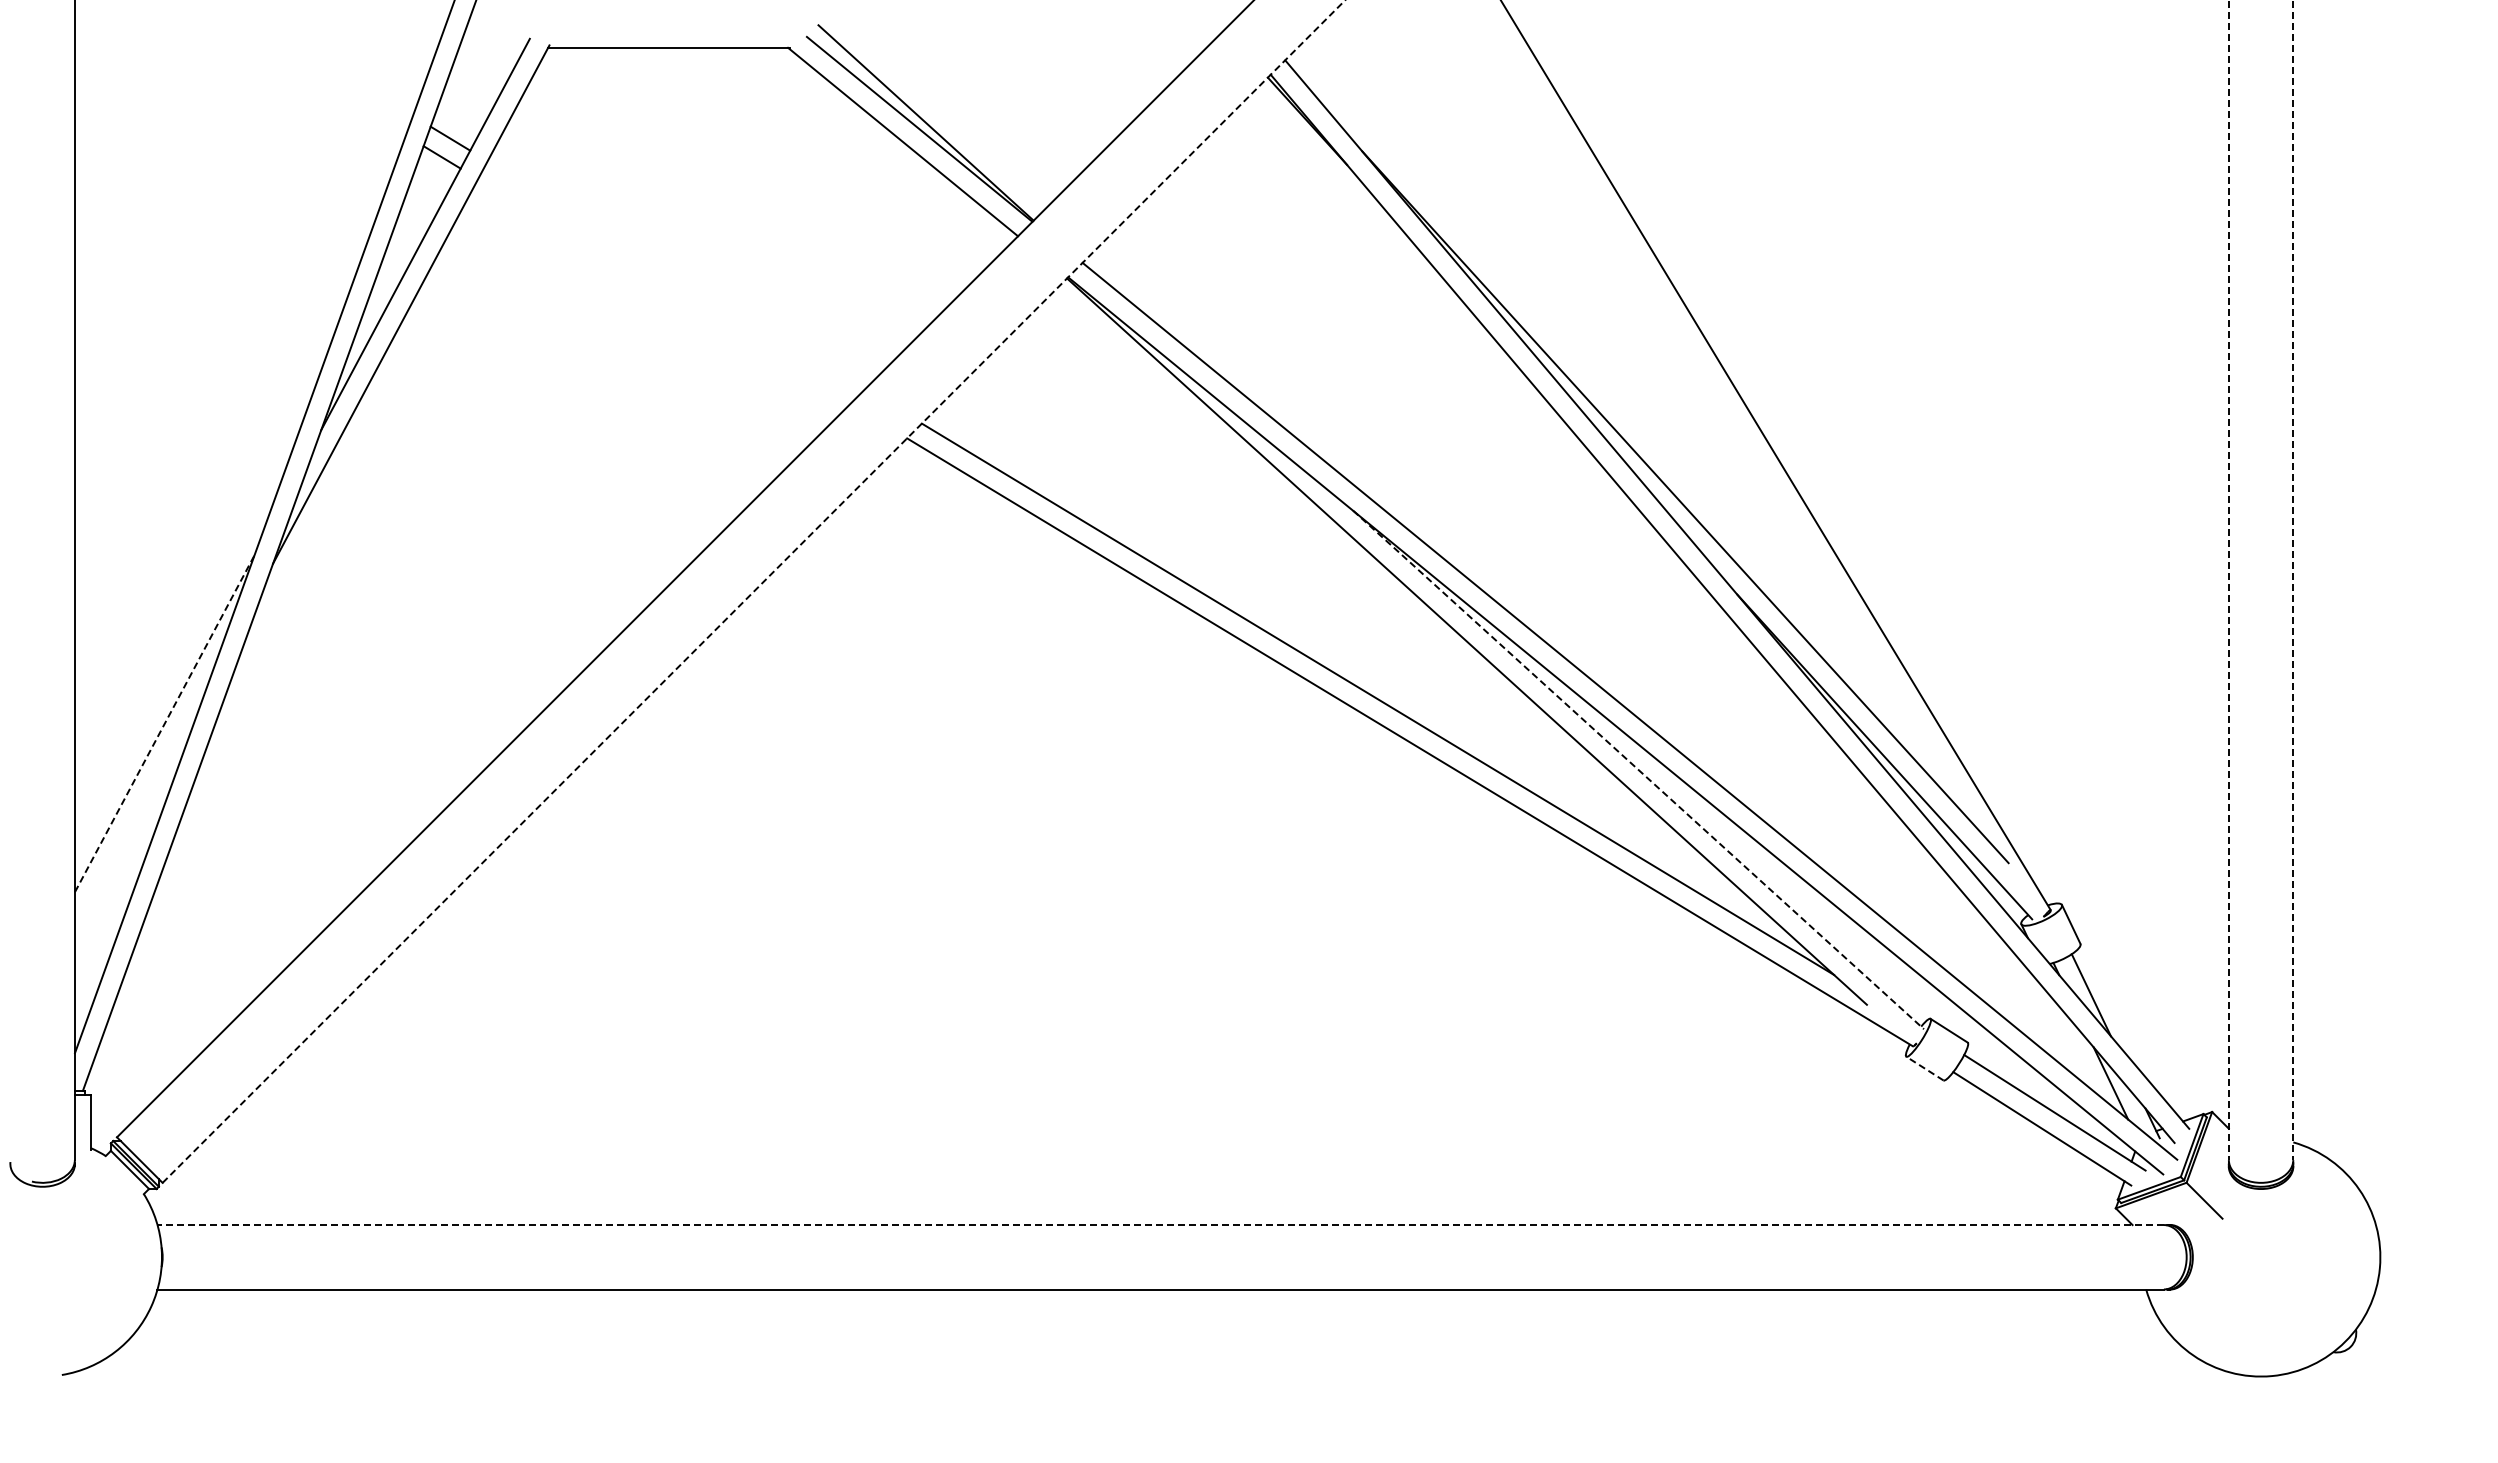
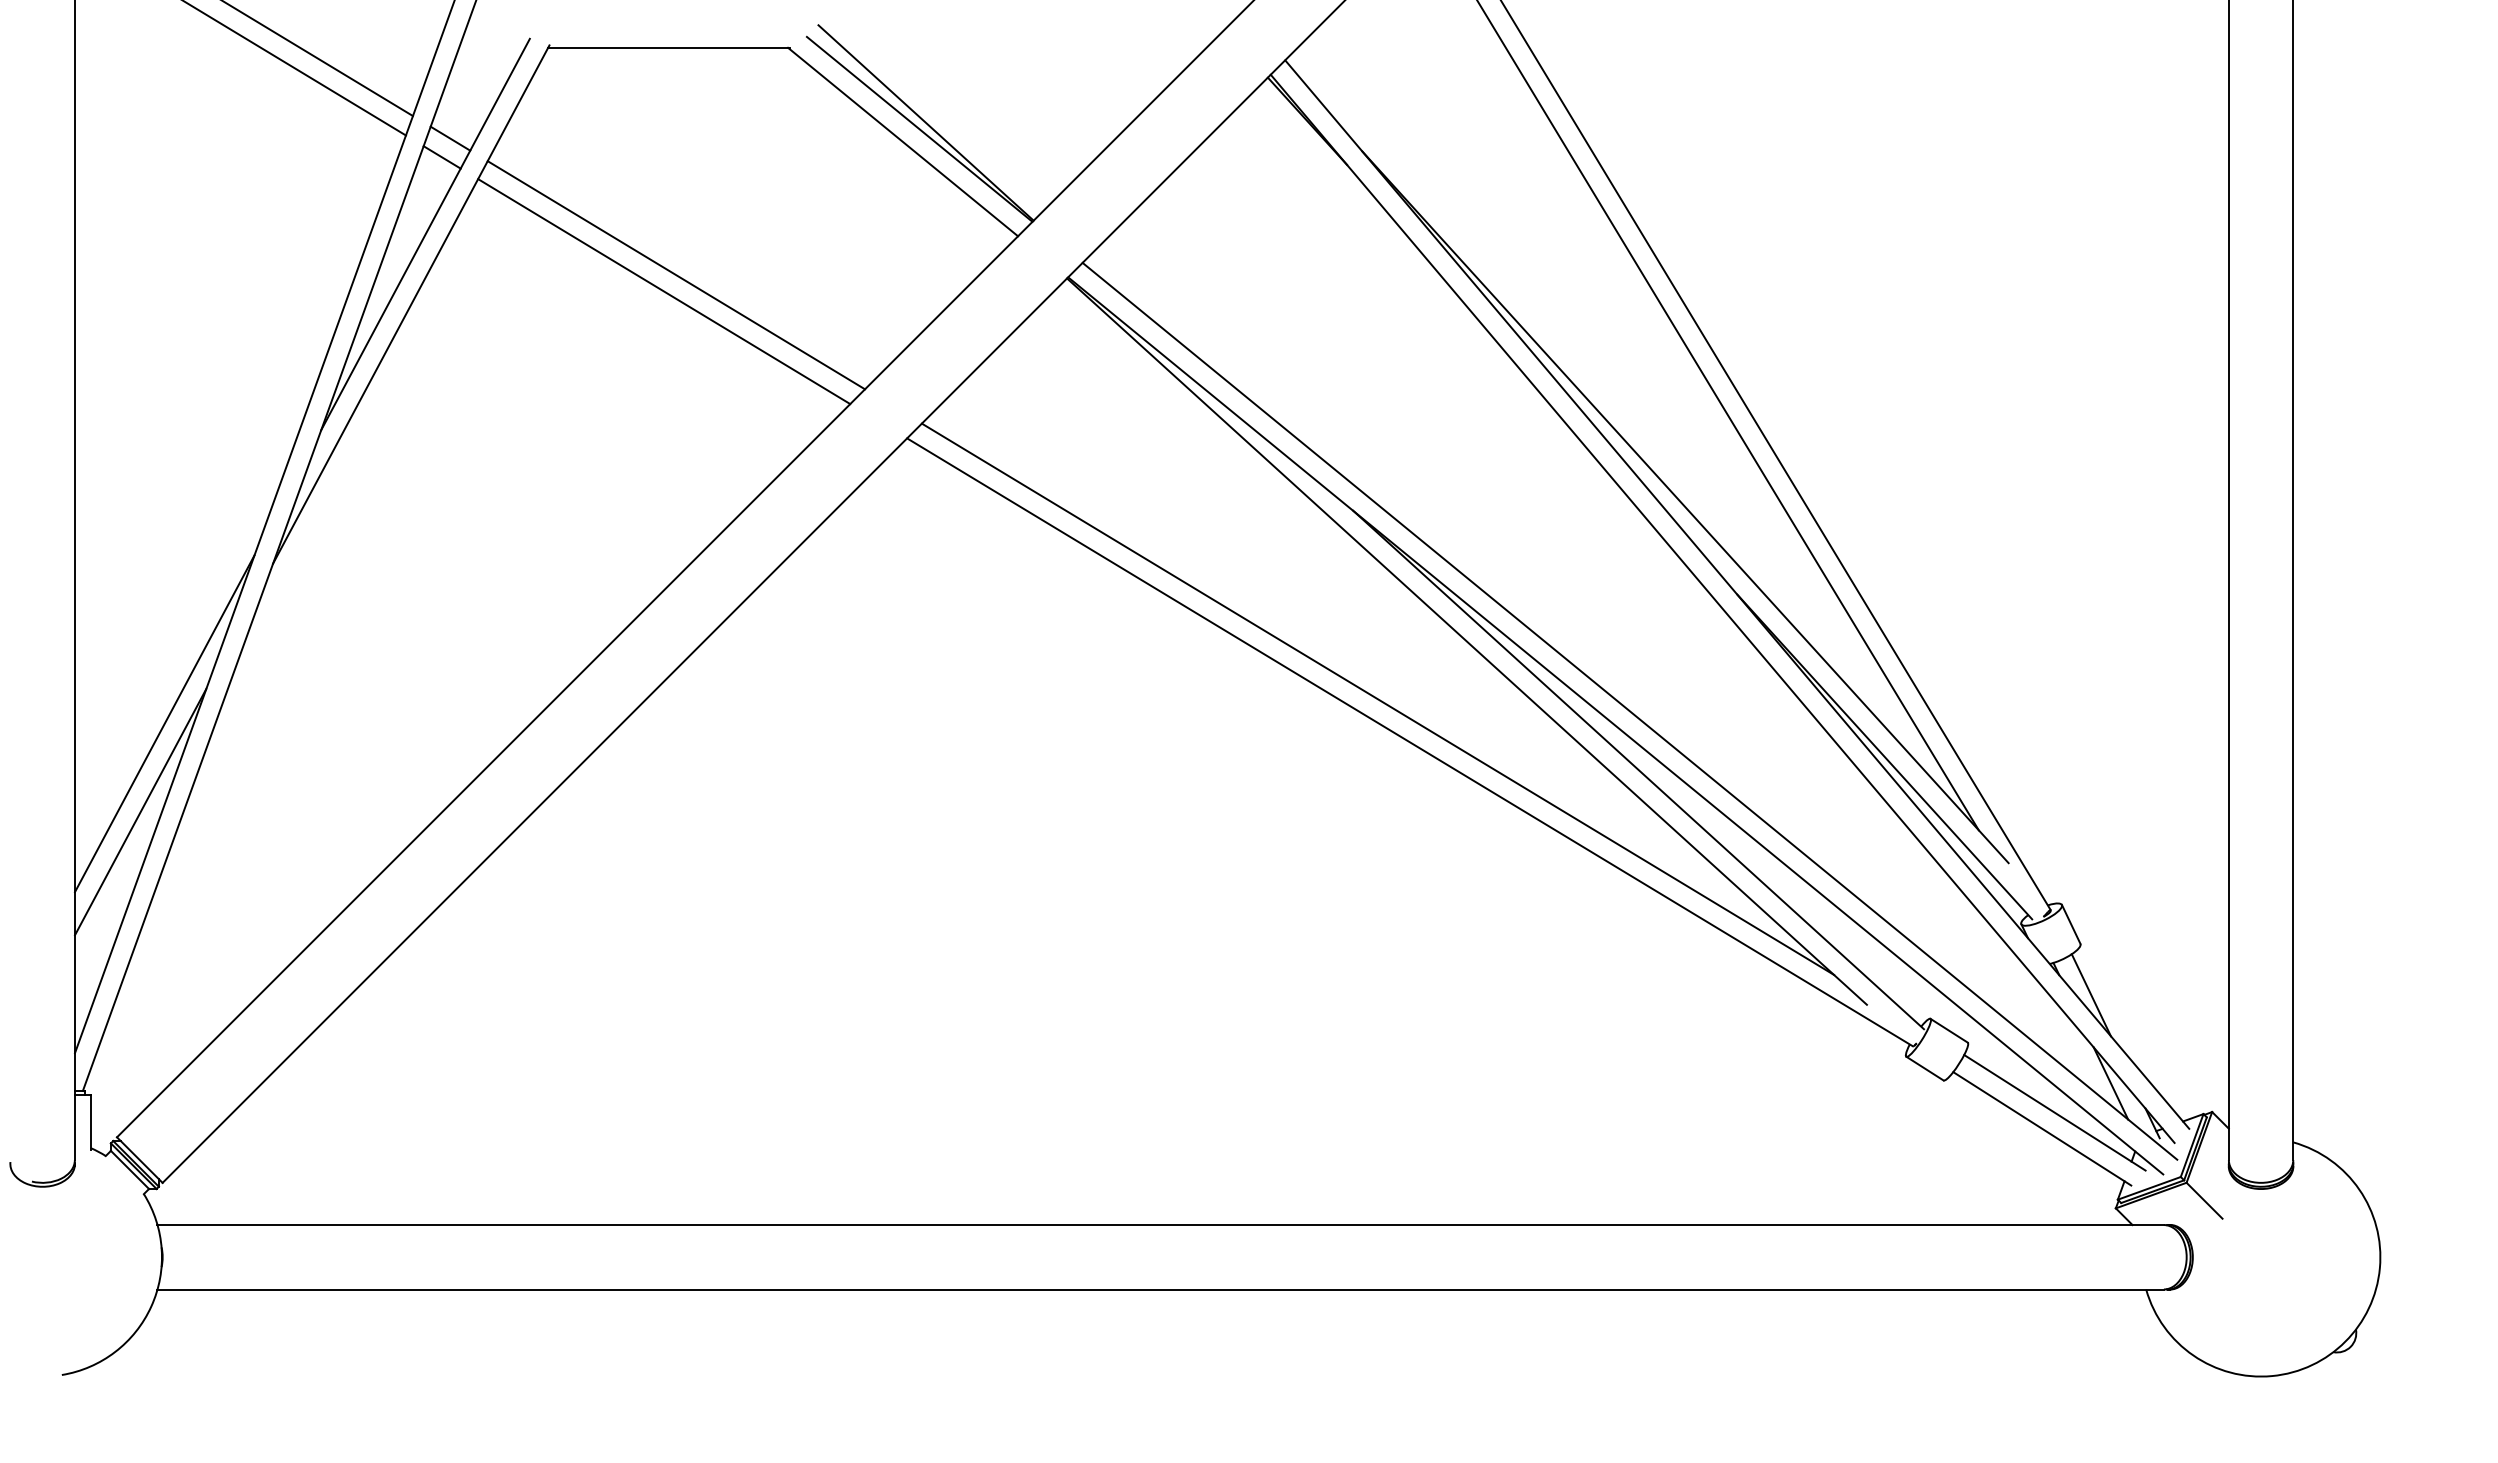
line: none -> present (318, 59)
line: none -> present (295, 68)
line: none -> present (676, 275)
line: none -> present (664, 291)
line: none -> present (1728, 416)
line: dashed -> solid (2228, 580)
line: dashed -> solid (2293, 580)
line: dashed -> solid (754, 591)
line: dashed -> solid (164, 723)
line: dashed -> solid (1638, 769)
line: none -> present (140, 812)
line: dashed -> solid (1924, 1068)
line: dashed -> solid (1160, 1225)
